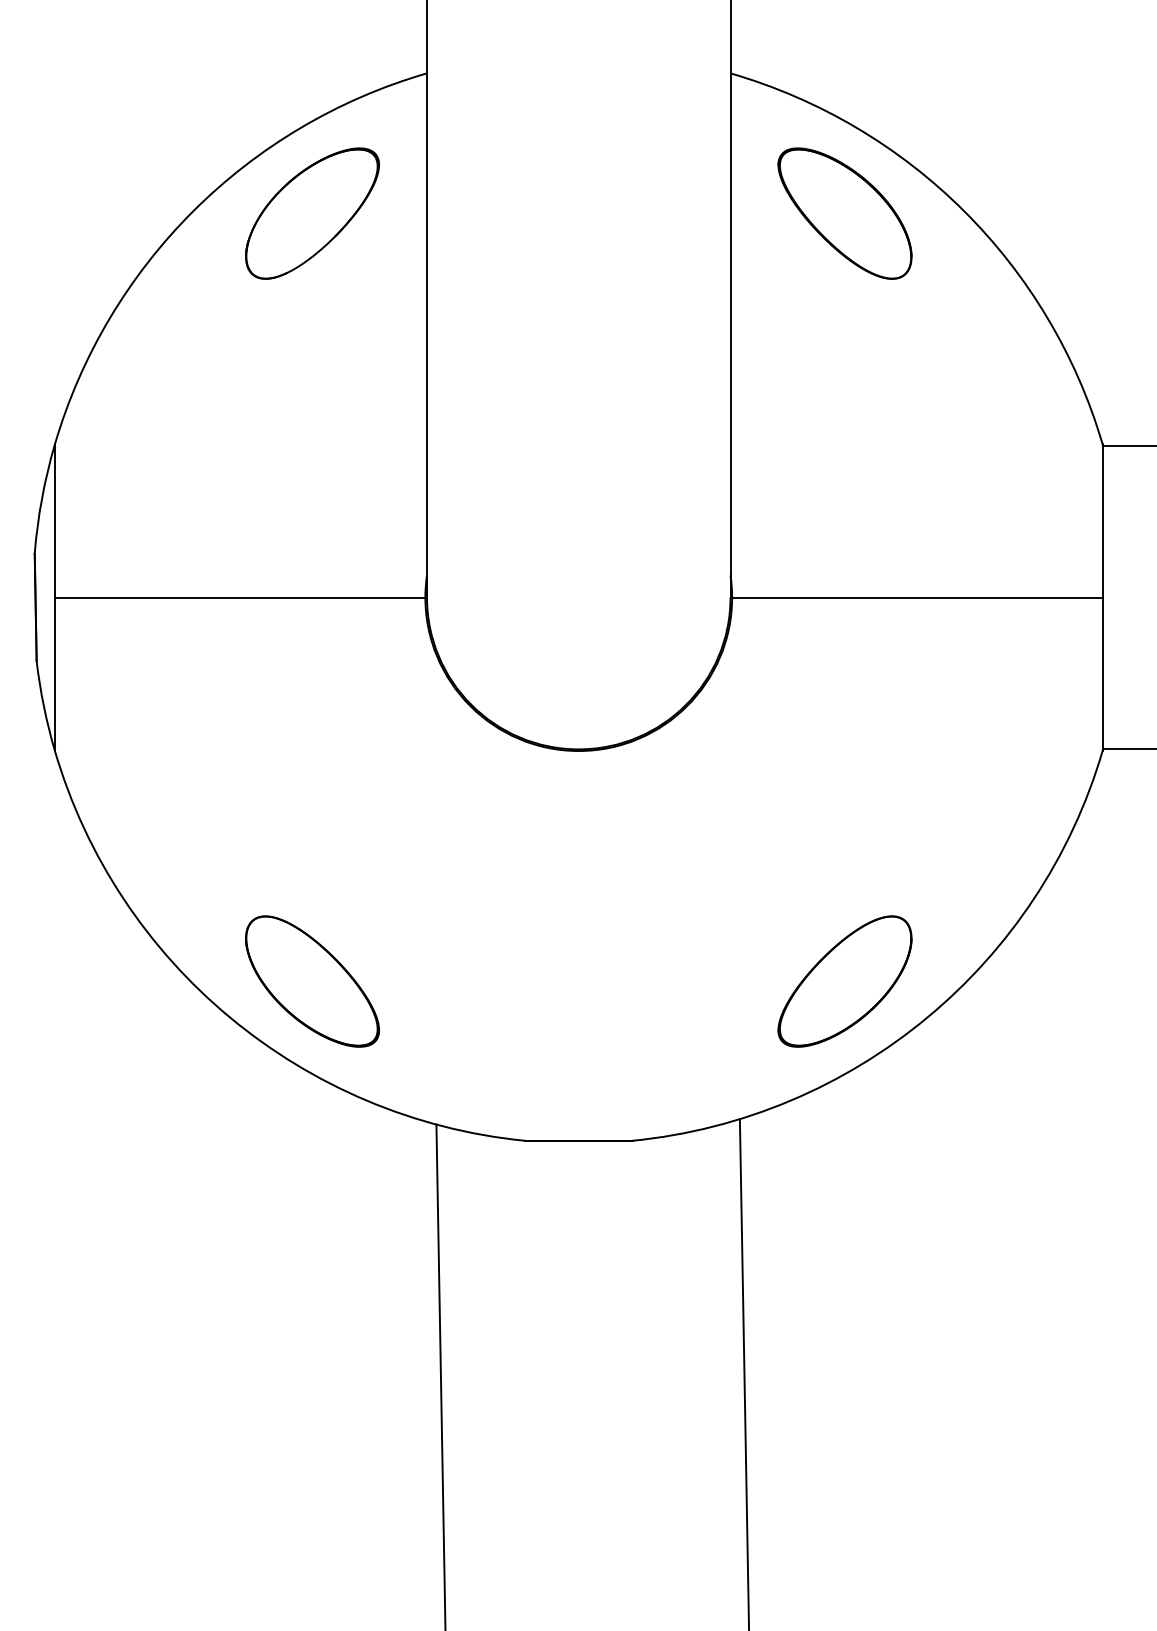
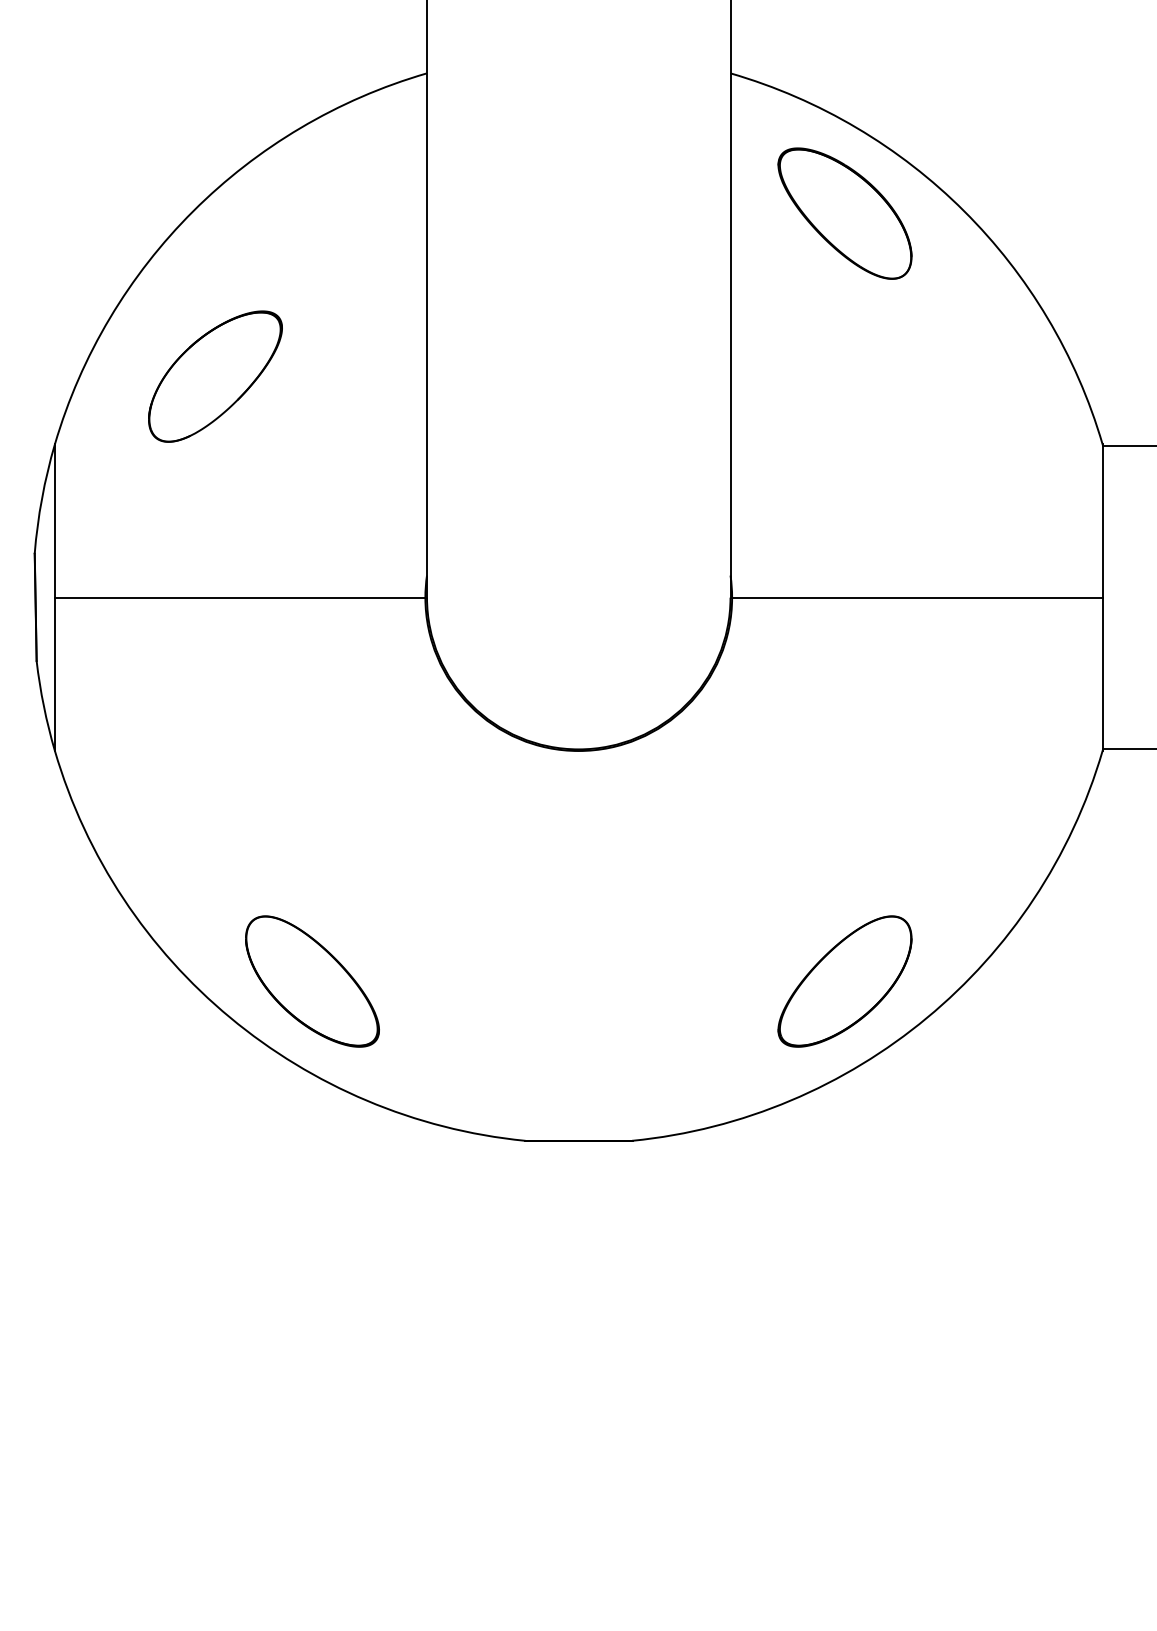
part position: (312, 213) -> (215, 376) (215, 376)
line: present -> none (743, 1373)
line: present -> none (440, 1375)
